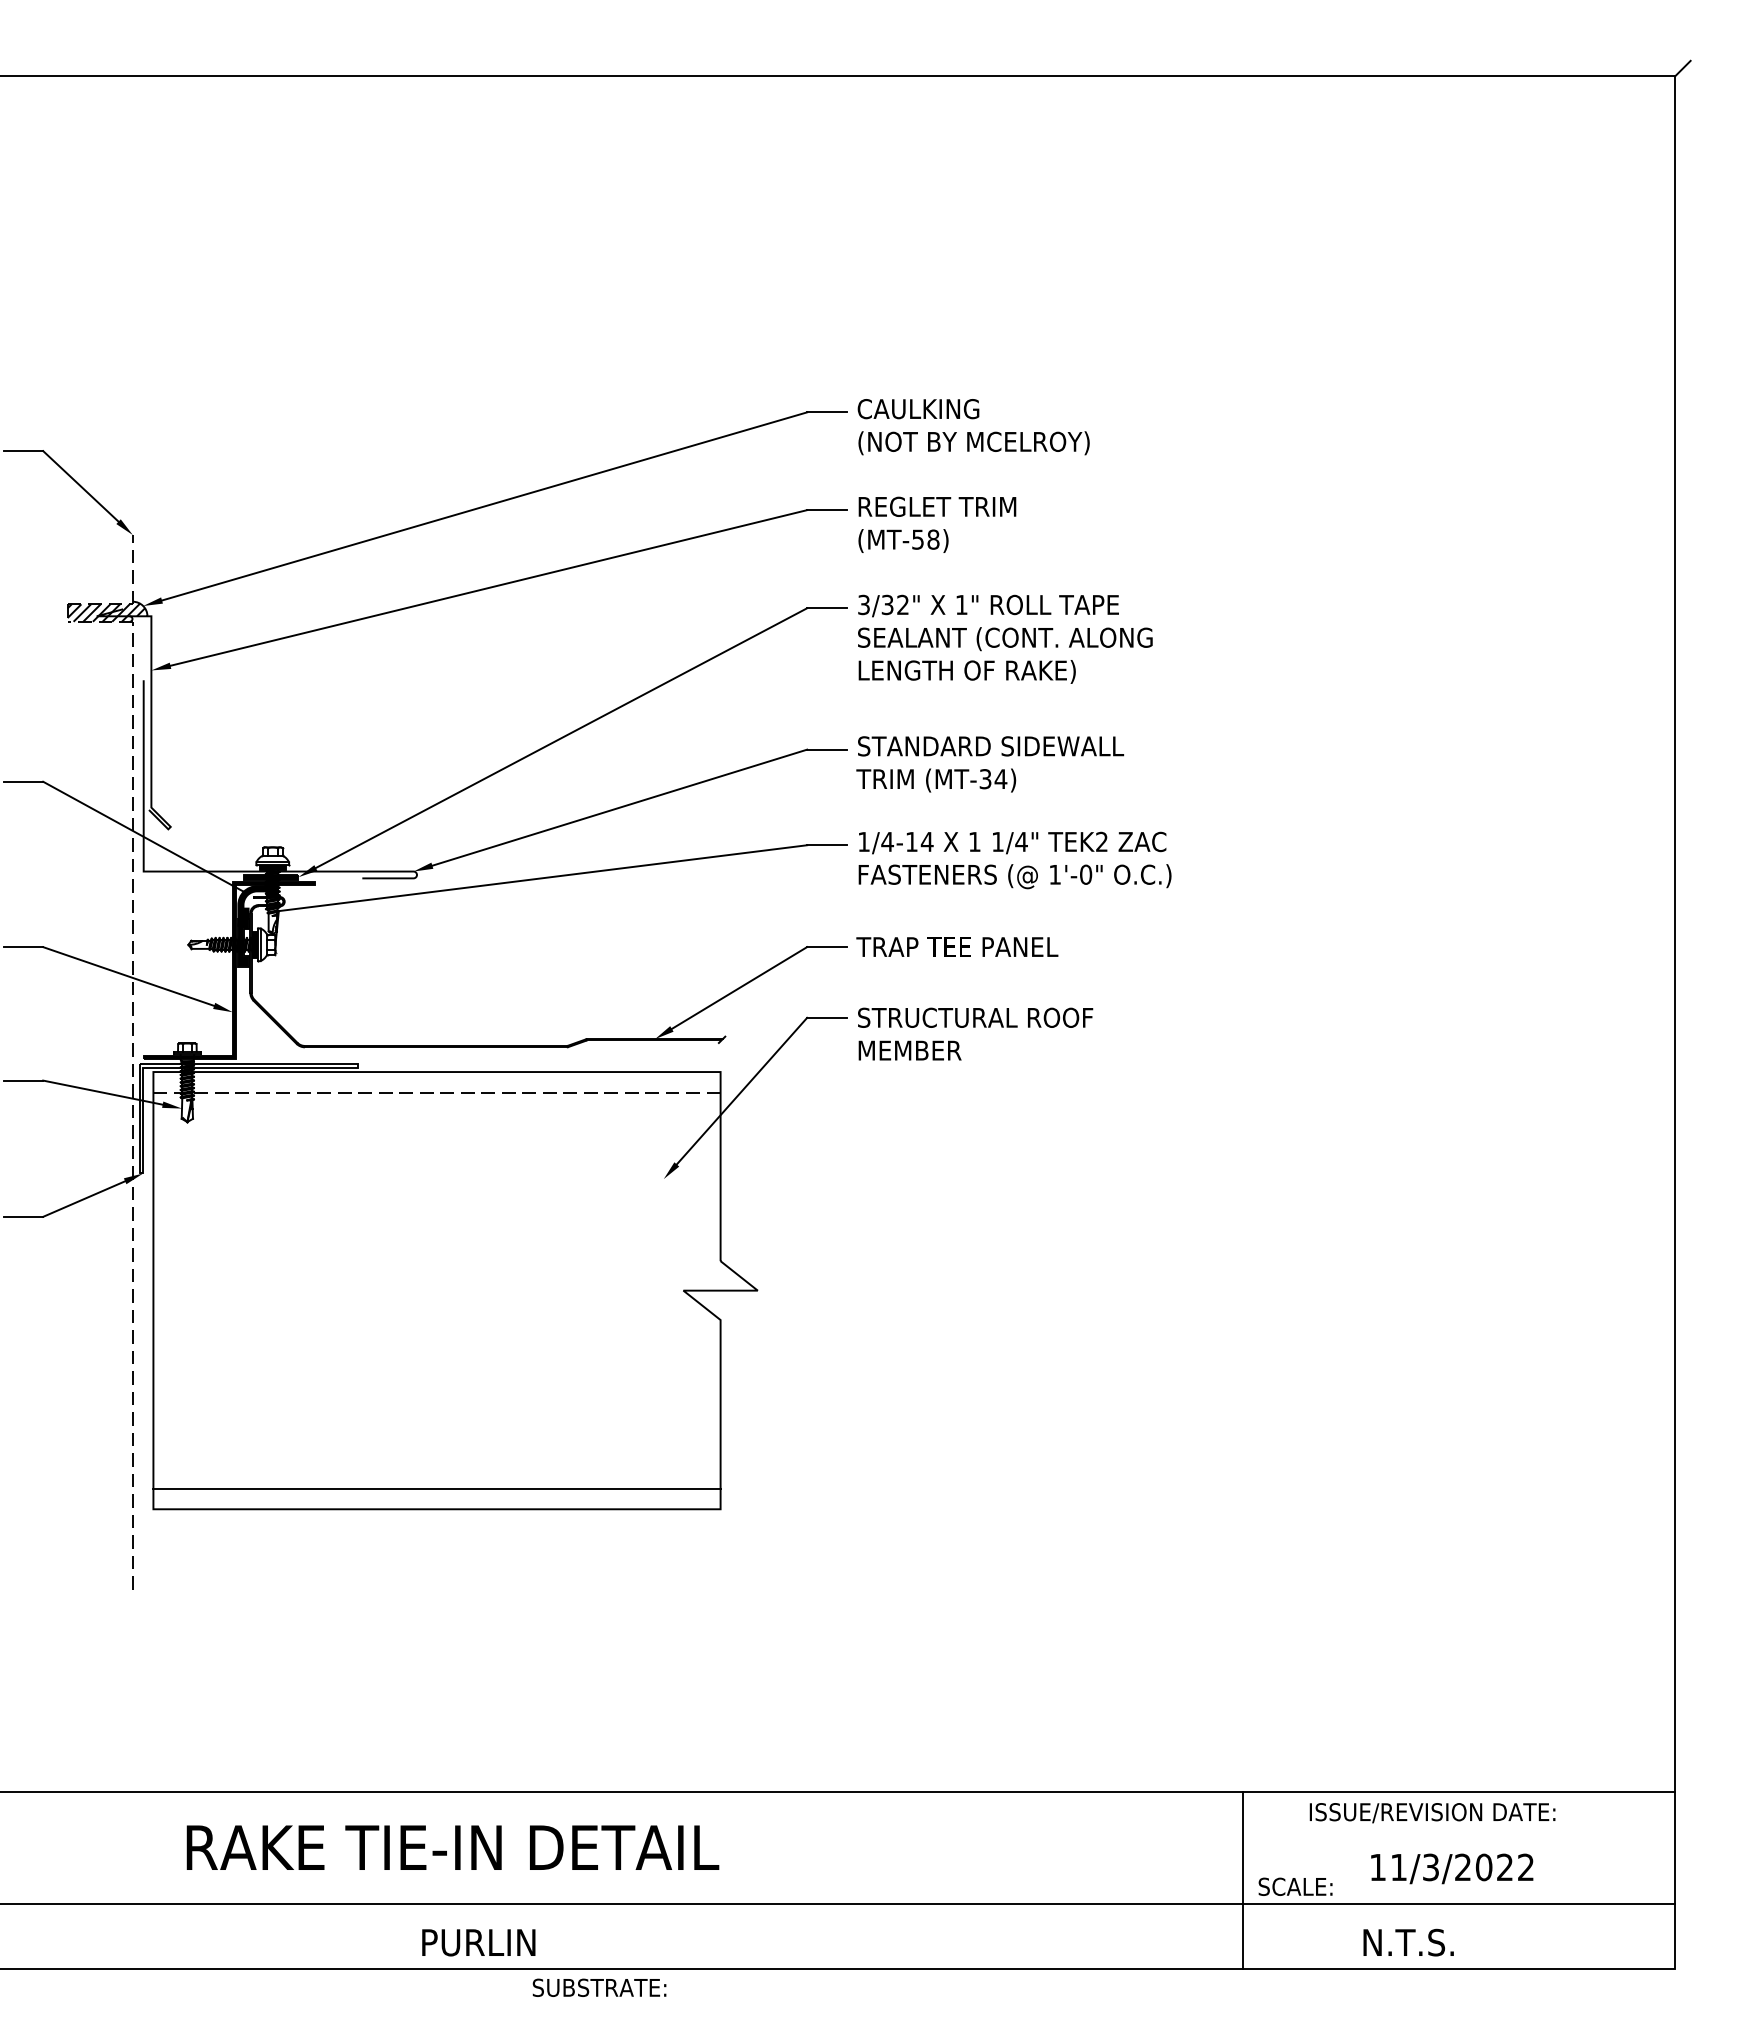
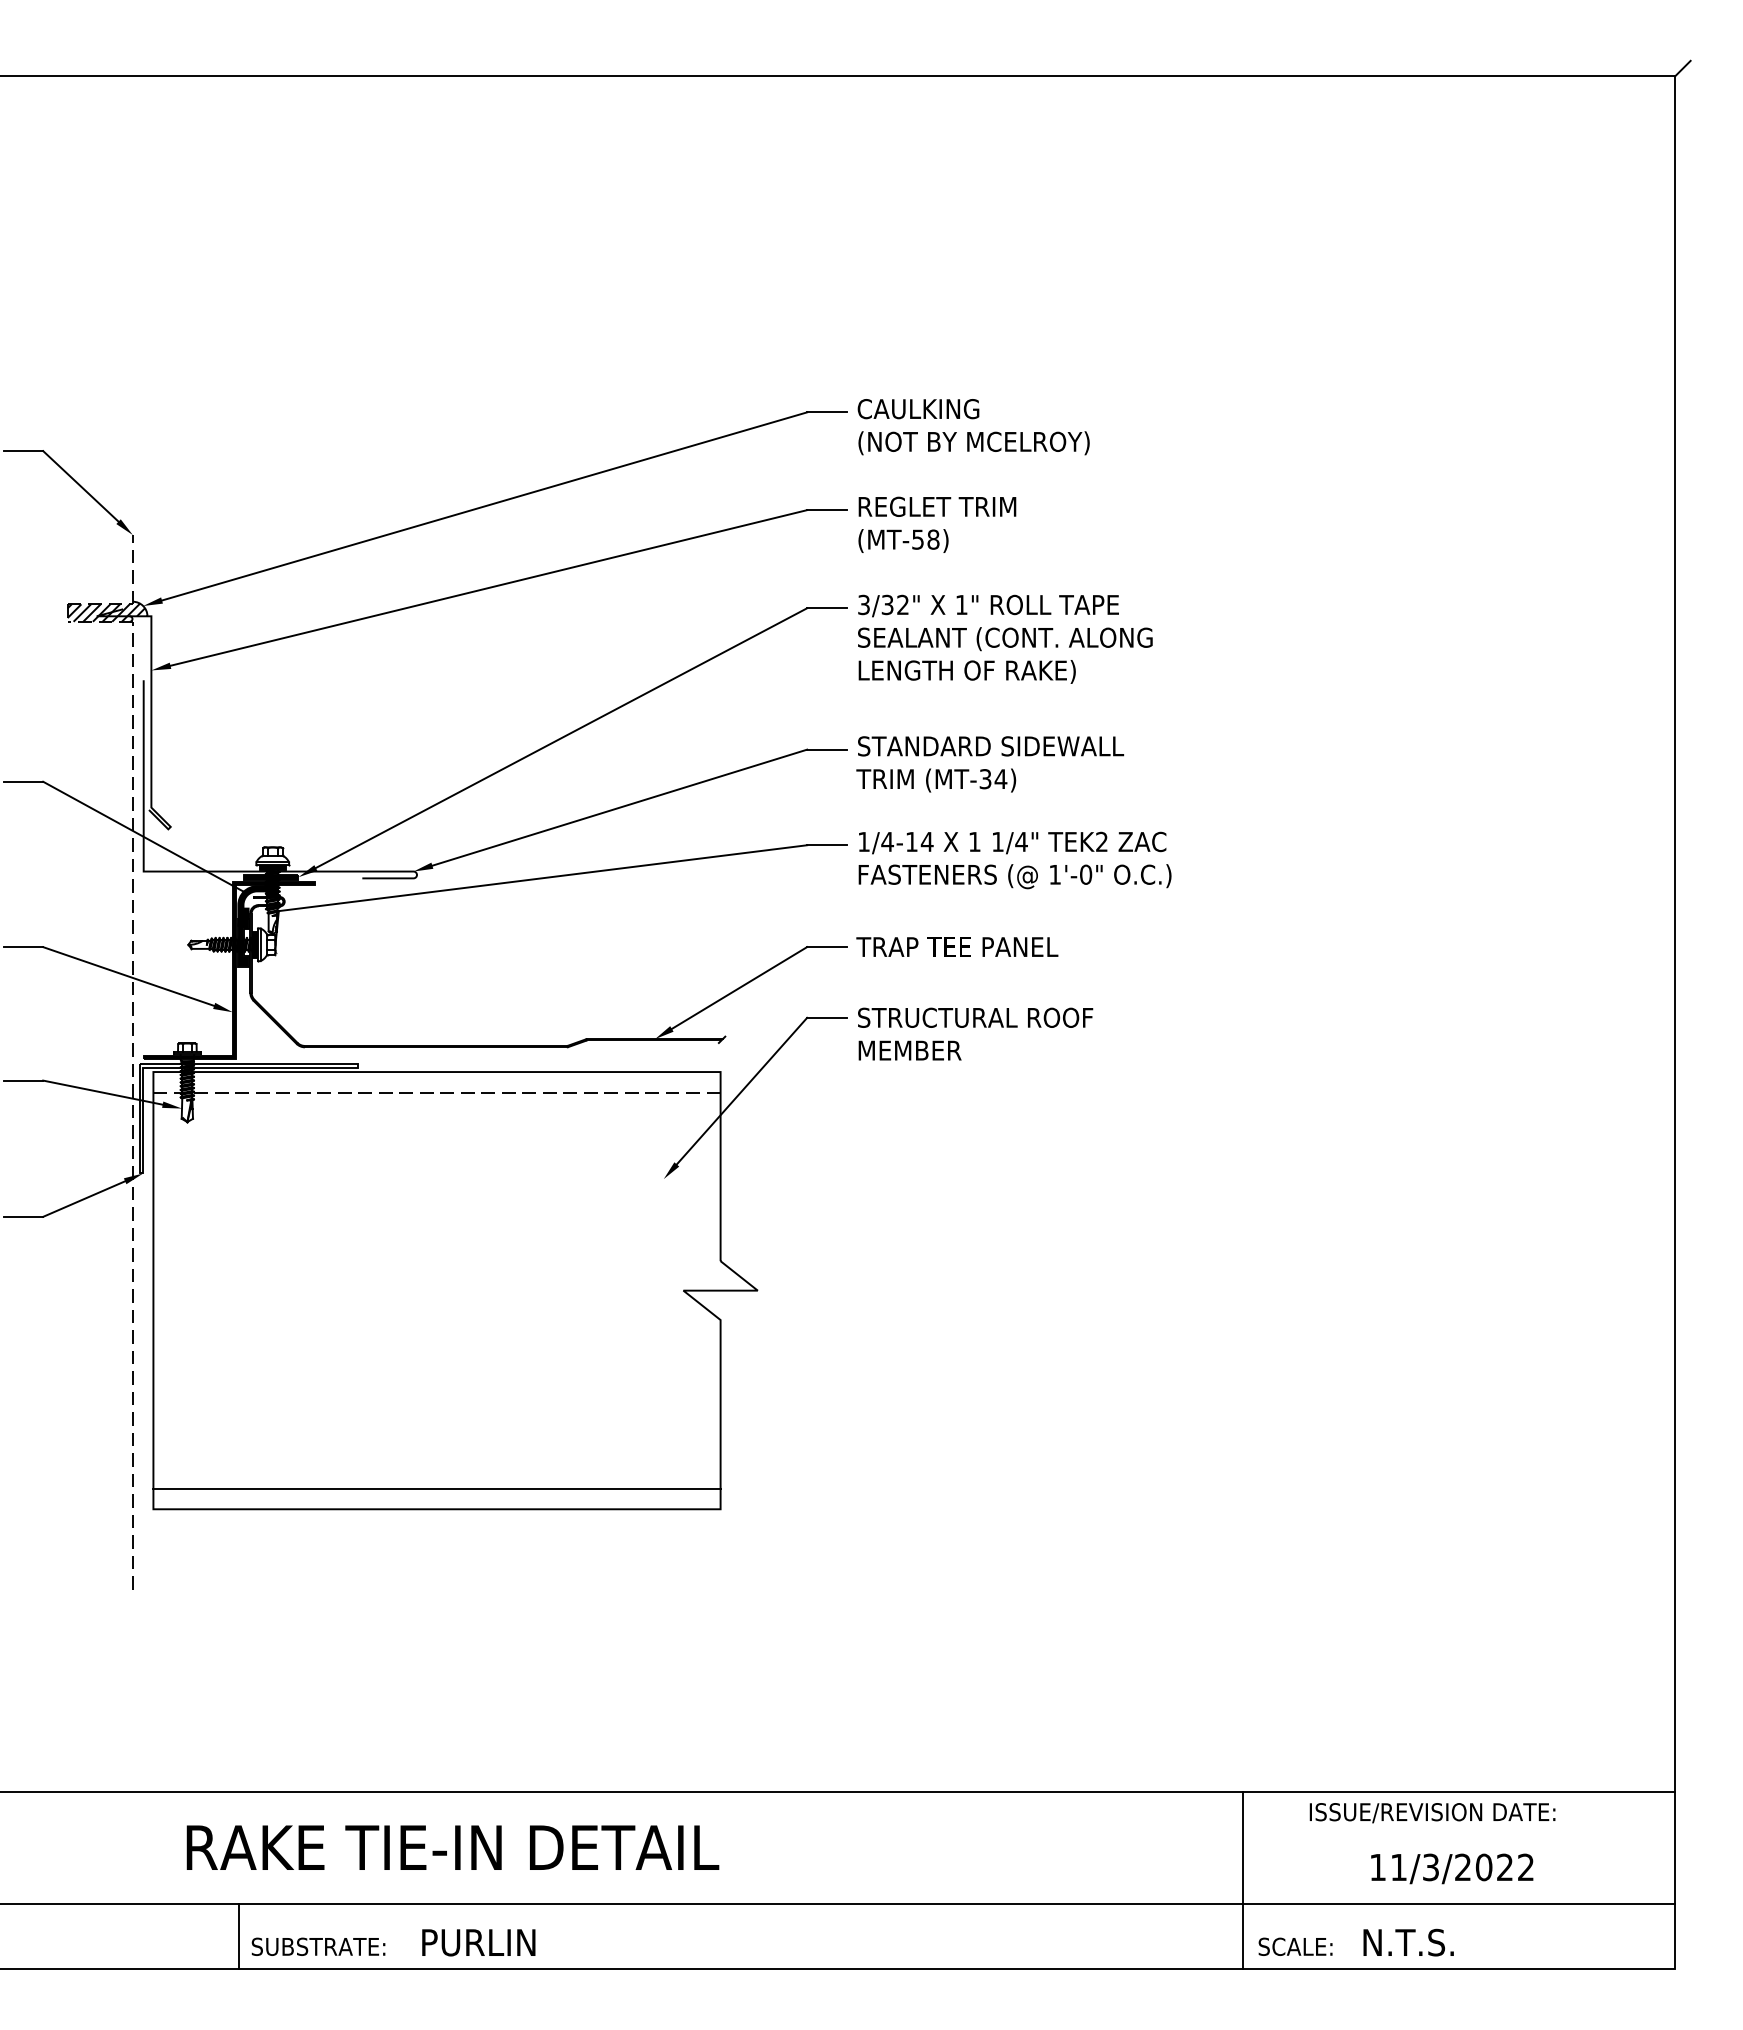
text position: (1295, 1886) -> (1295, 1946) (1295, 1946)
line: none -> present (239, 1936)
text position: (599, 1987) -> (318, 1946) (318, 1946)
